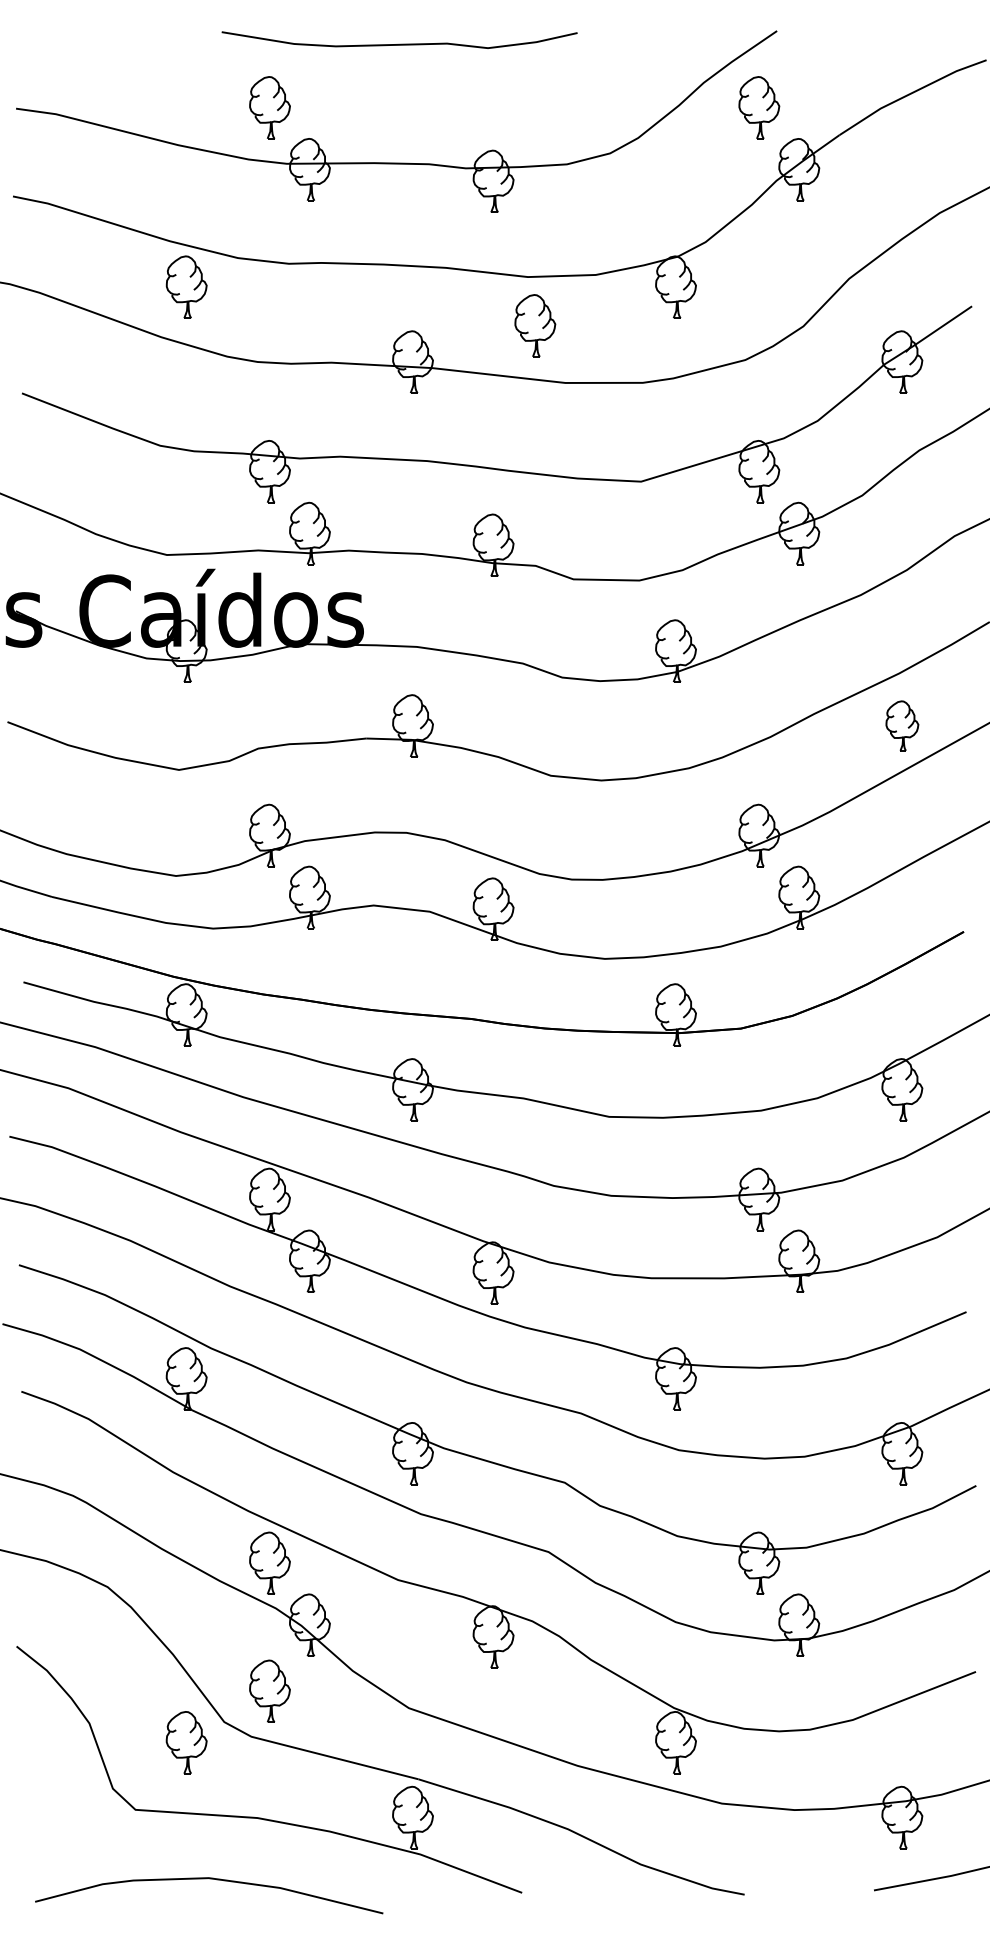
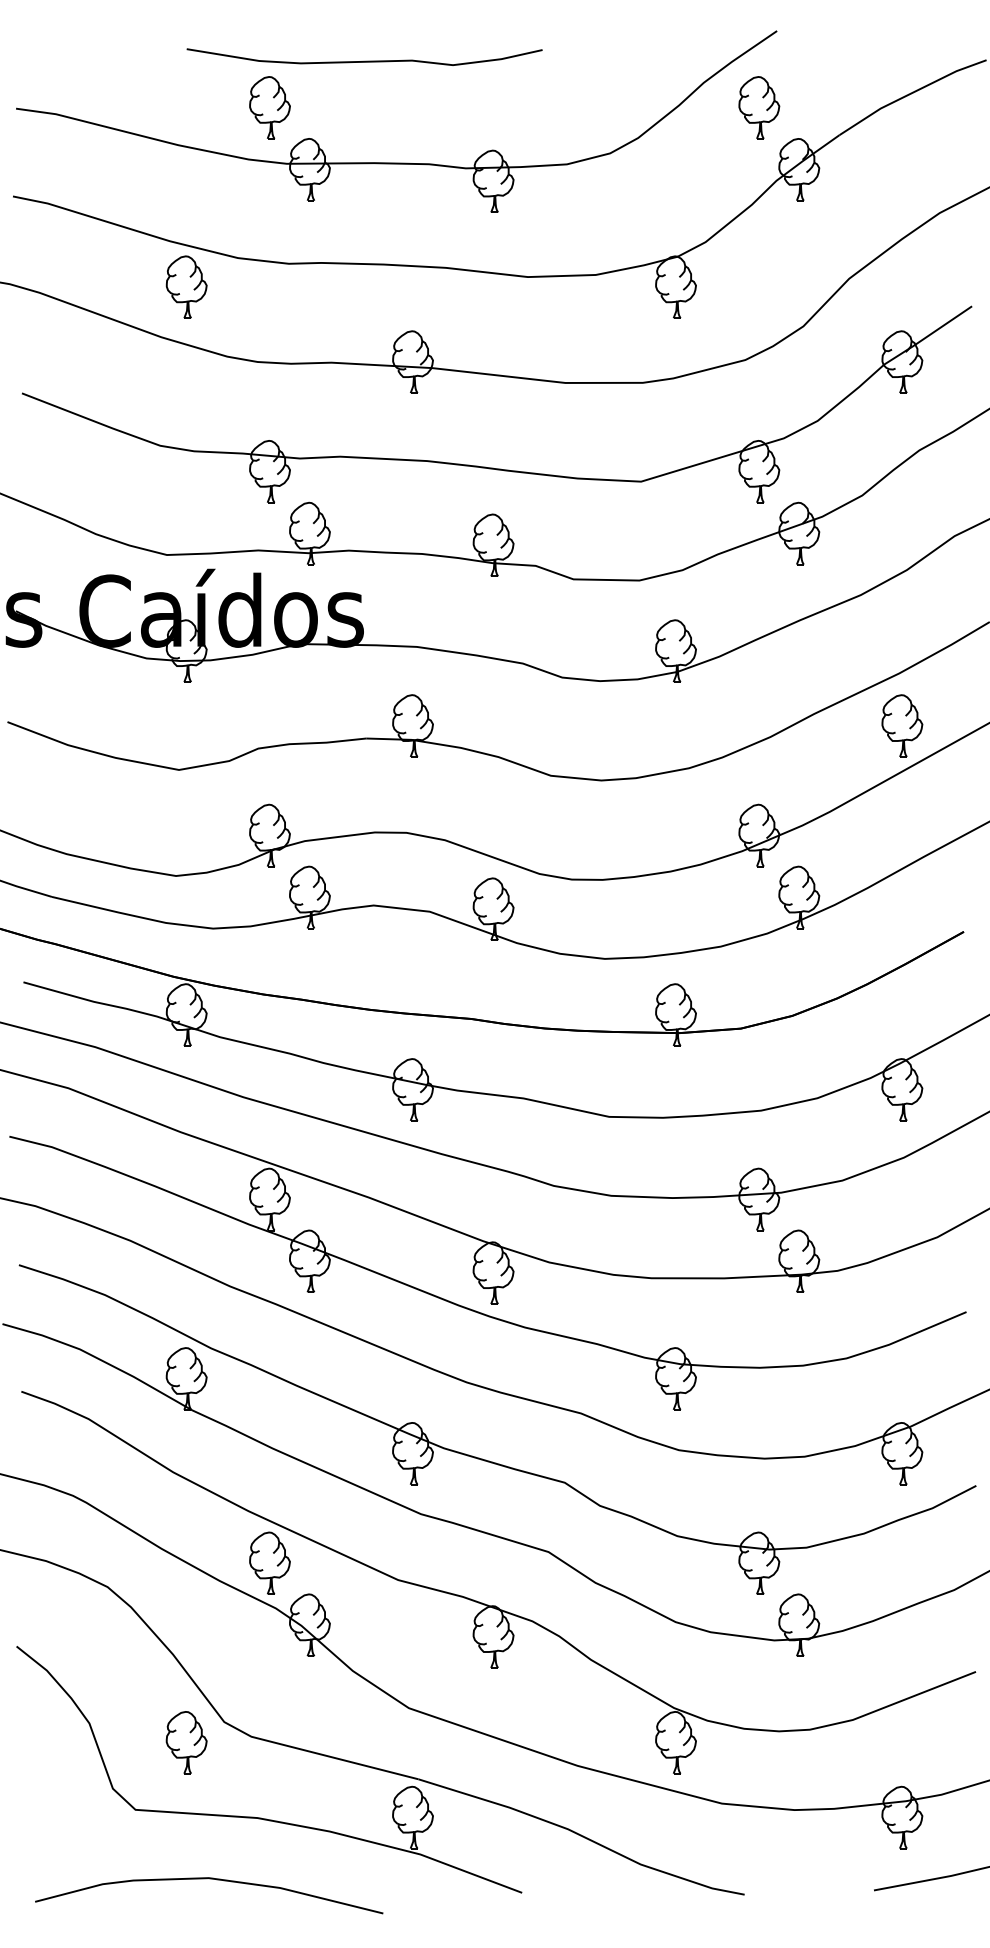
curve position: (399, 43) -> (364, 60) (364, 60)
part: present -> none (535, 325)
part size: 35x52 px -> 43x64 px (902, 725)
part: present -> none (269, 1690)
